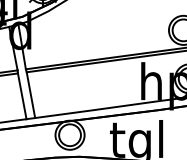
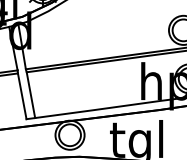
line: present -> none (14, 120)
